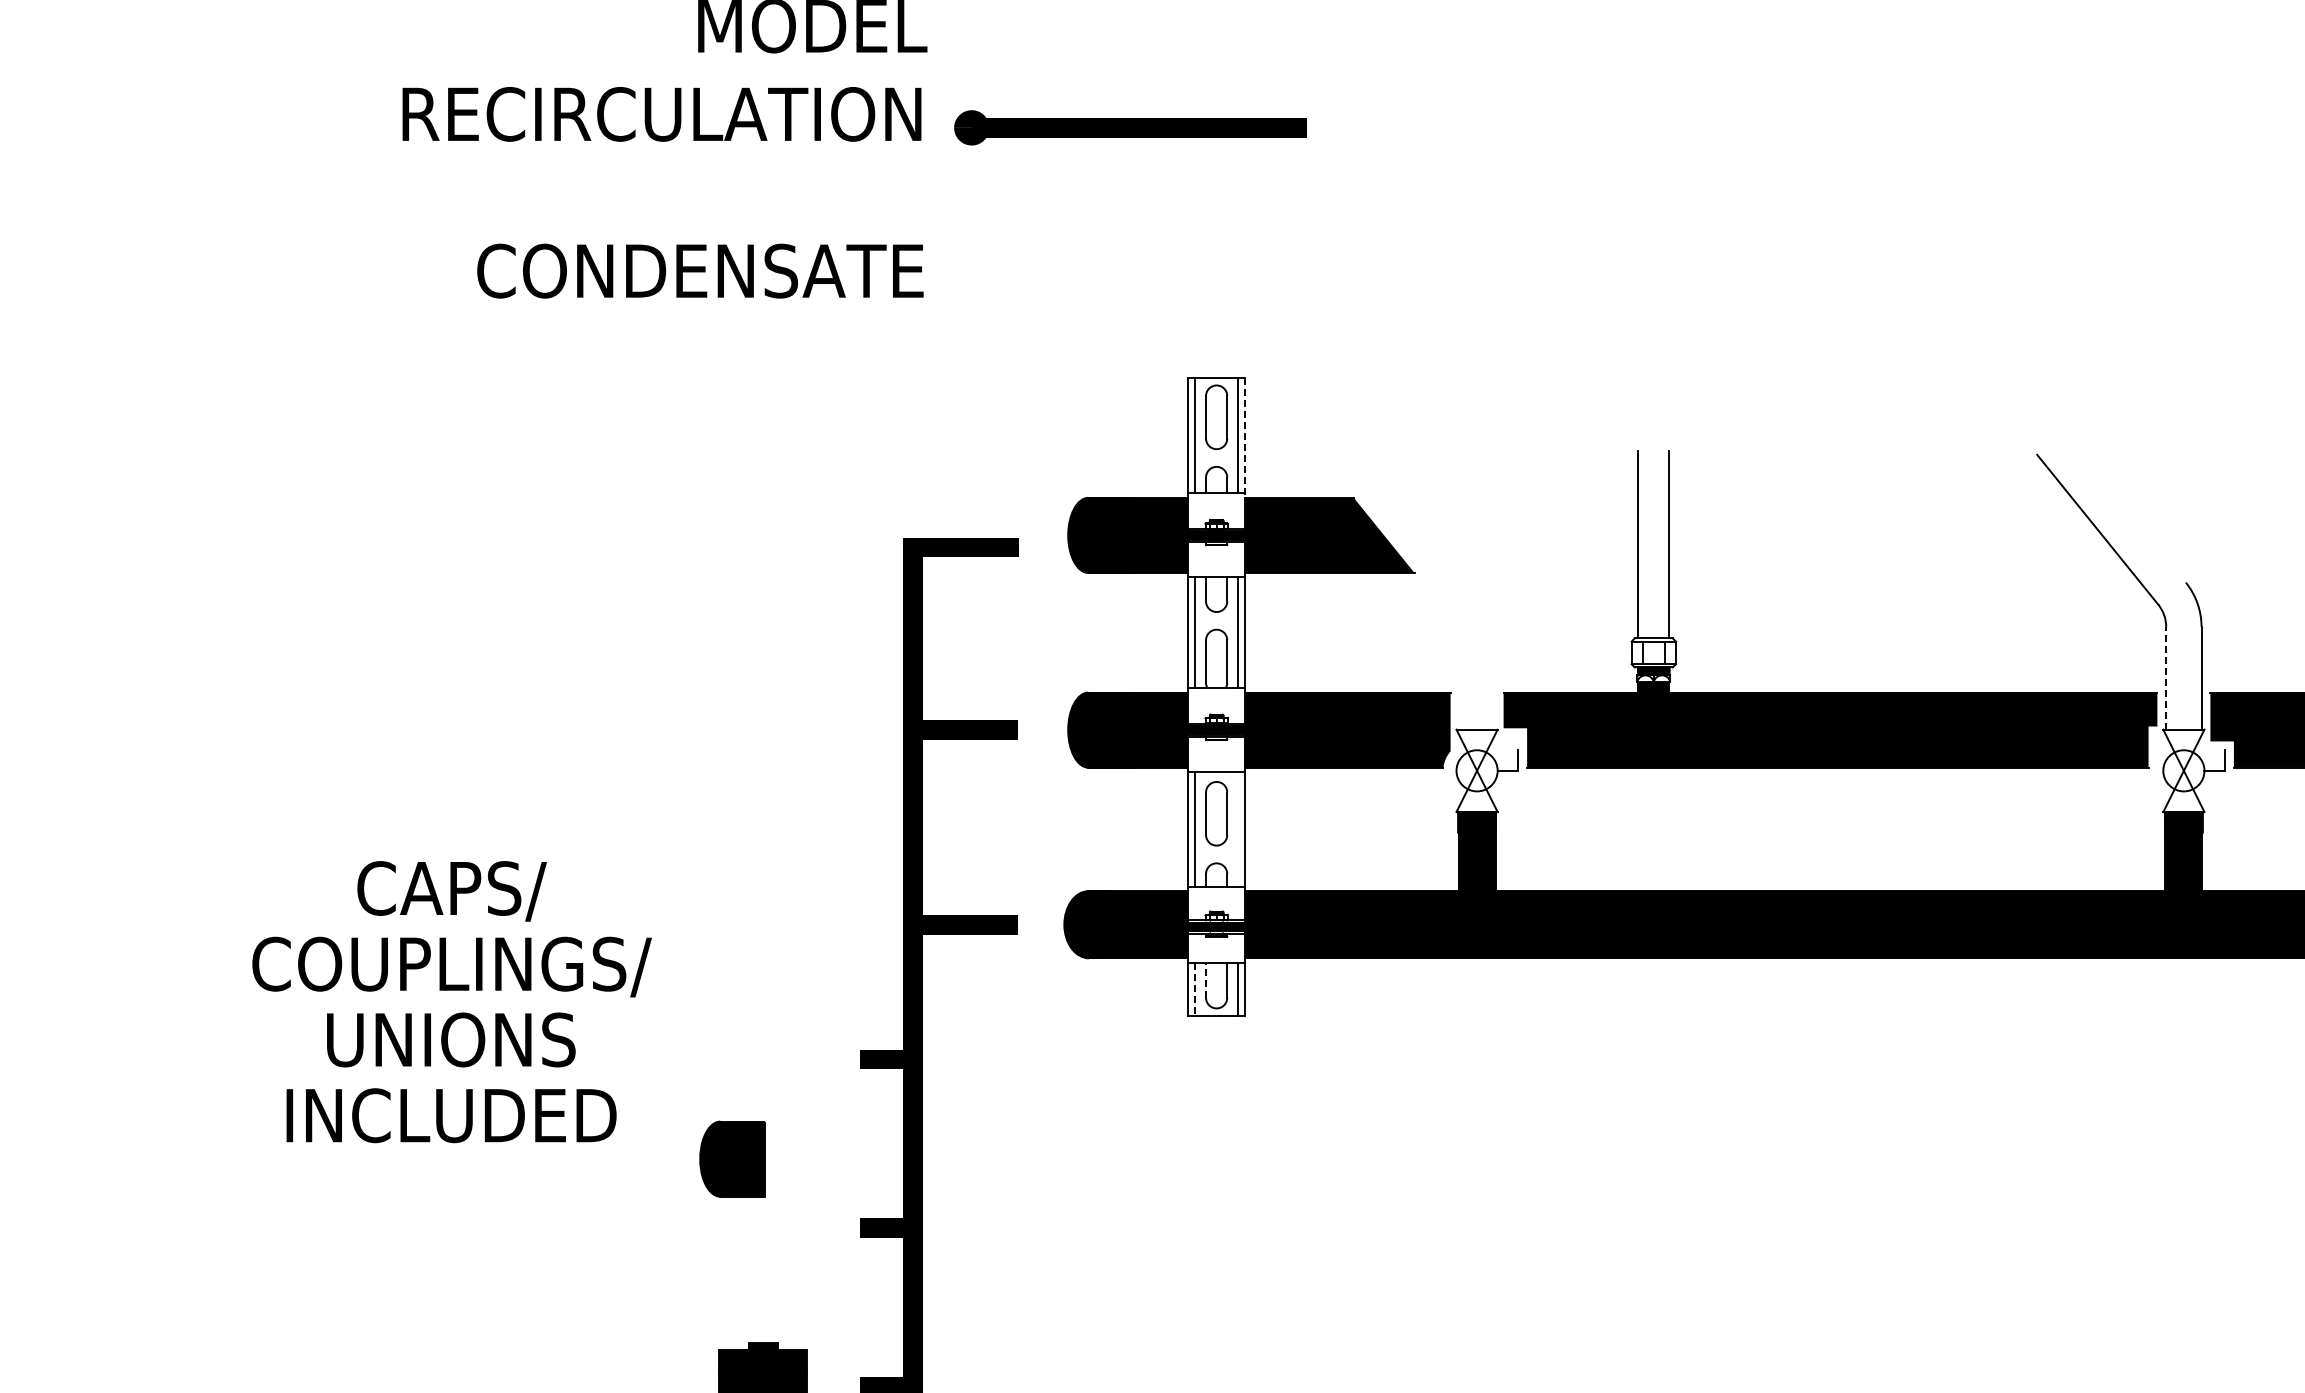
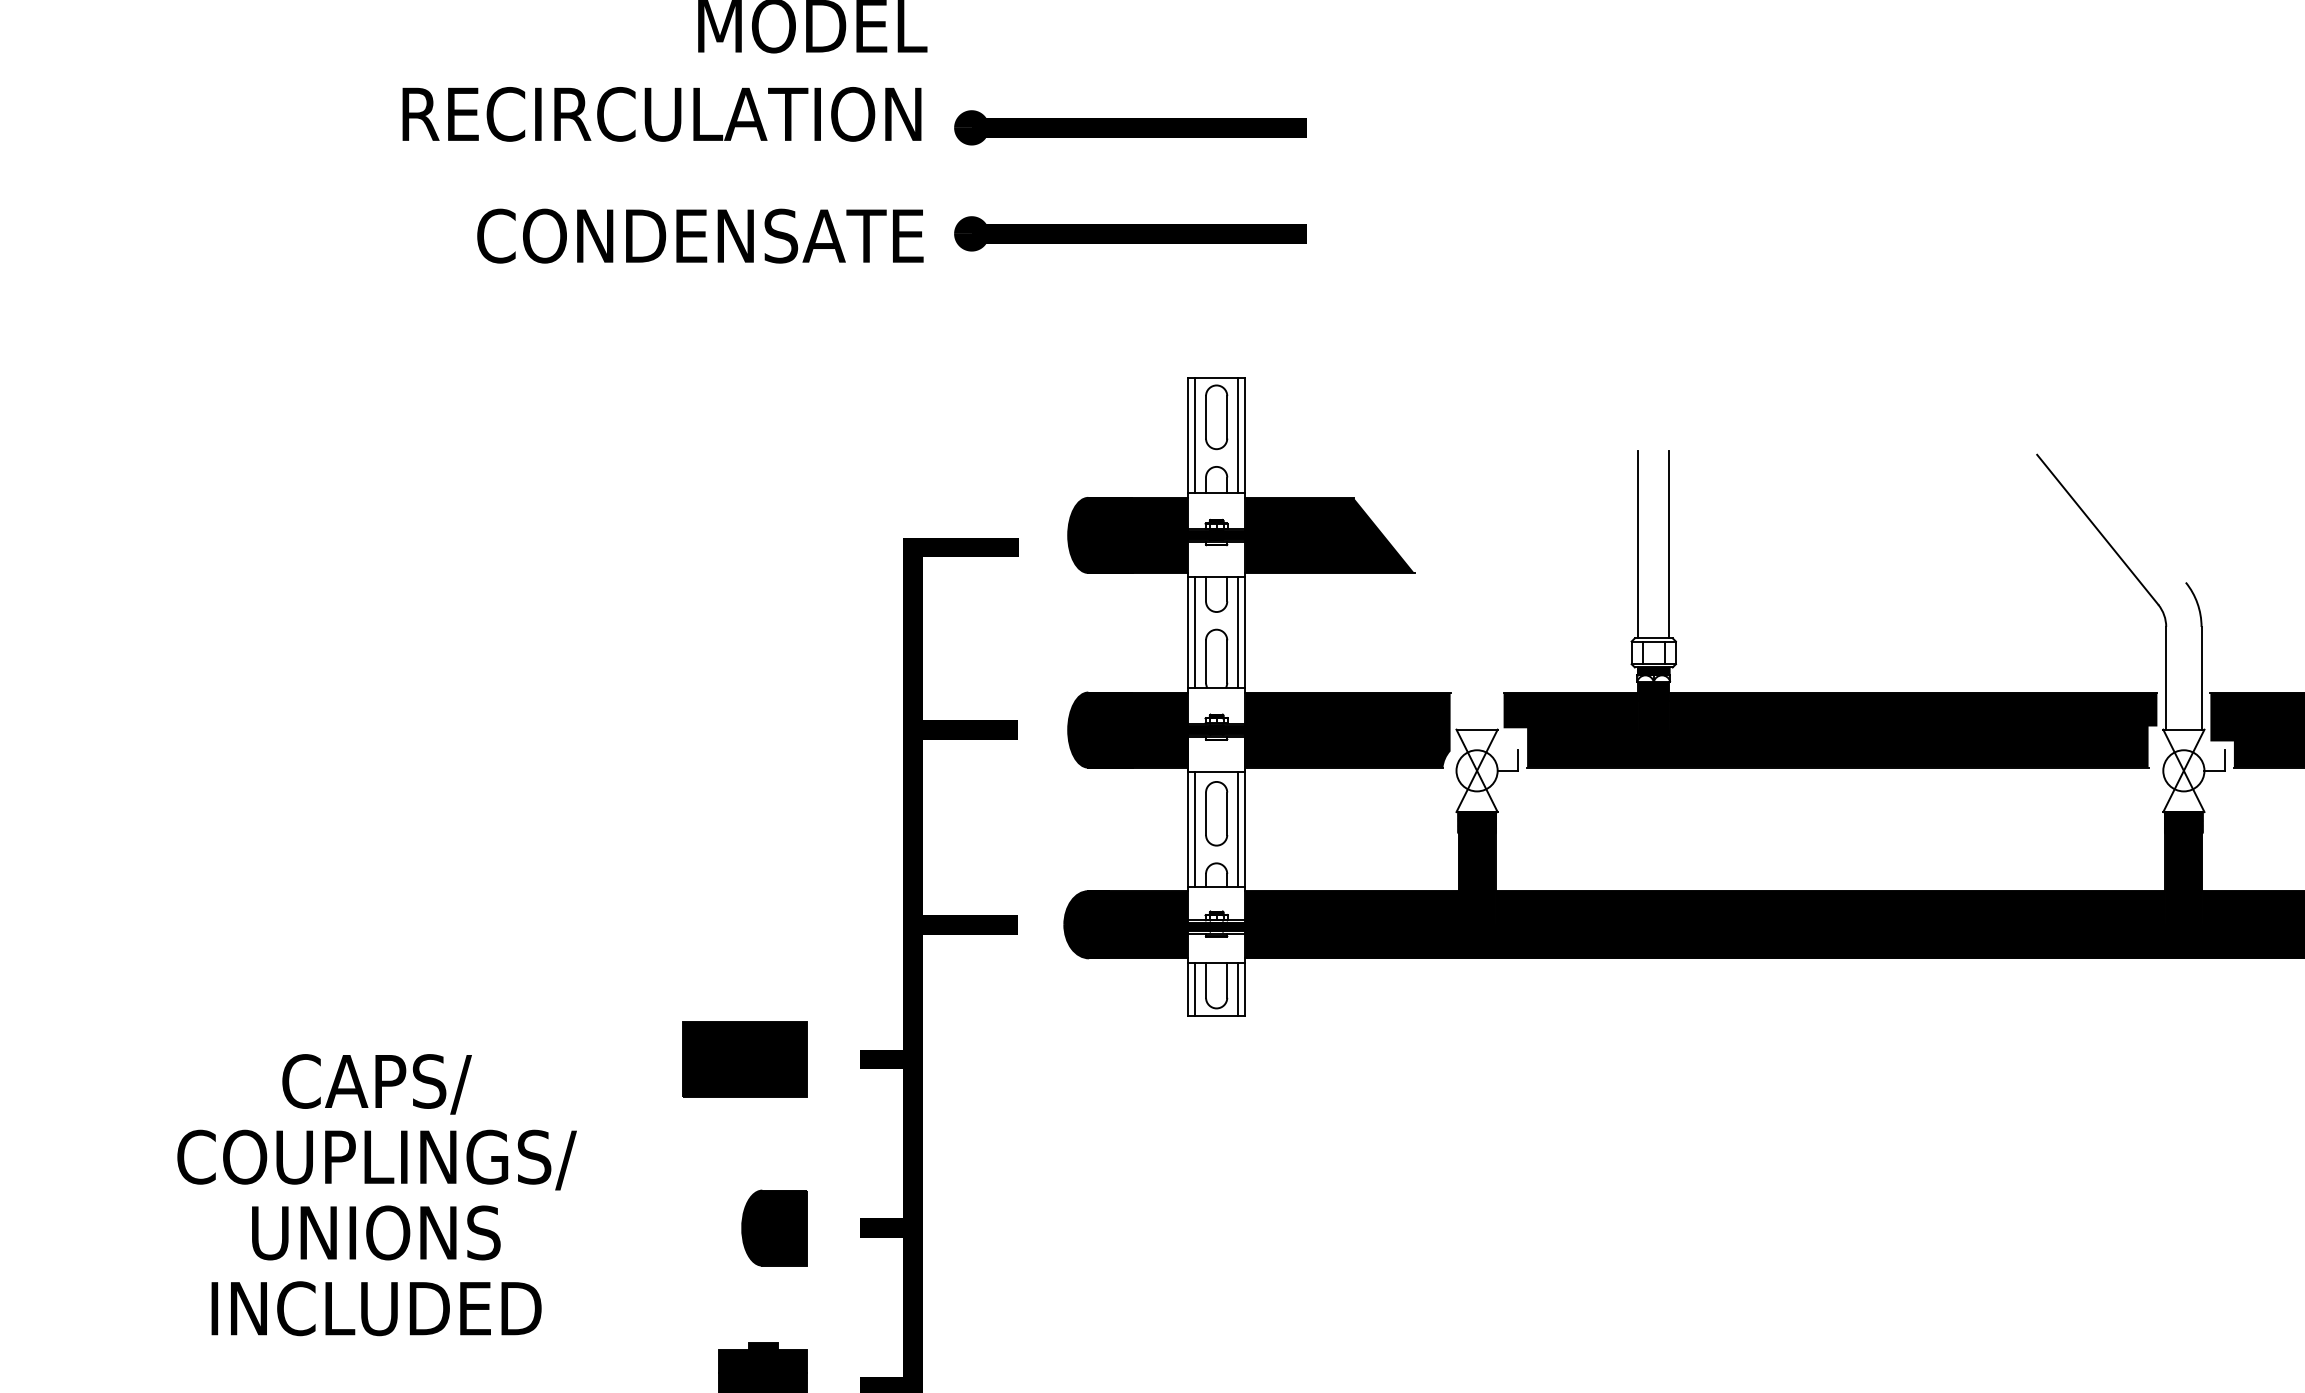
part: none -> present (1130, 233)
text position: (700, 270) -> (700, 235) (700, 235)
line: dashed -> solid (1245, 438)
line: dashed -> solid (2166, 677)
line: none -> present (1238, 829)
line: dashed -> solid (1206, 980)
line: dashed -> solid (1194, 989)
text position: (451, 1002) -> (376, 1195) (376, 1195)
part: none -> present (744, 1059)
part position: (732, 1158) -> (774, 1227) (774, 1227)
